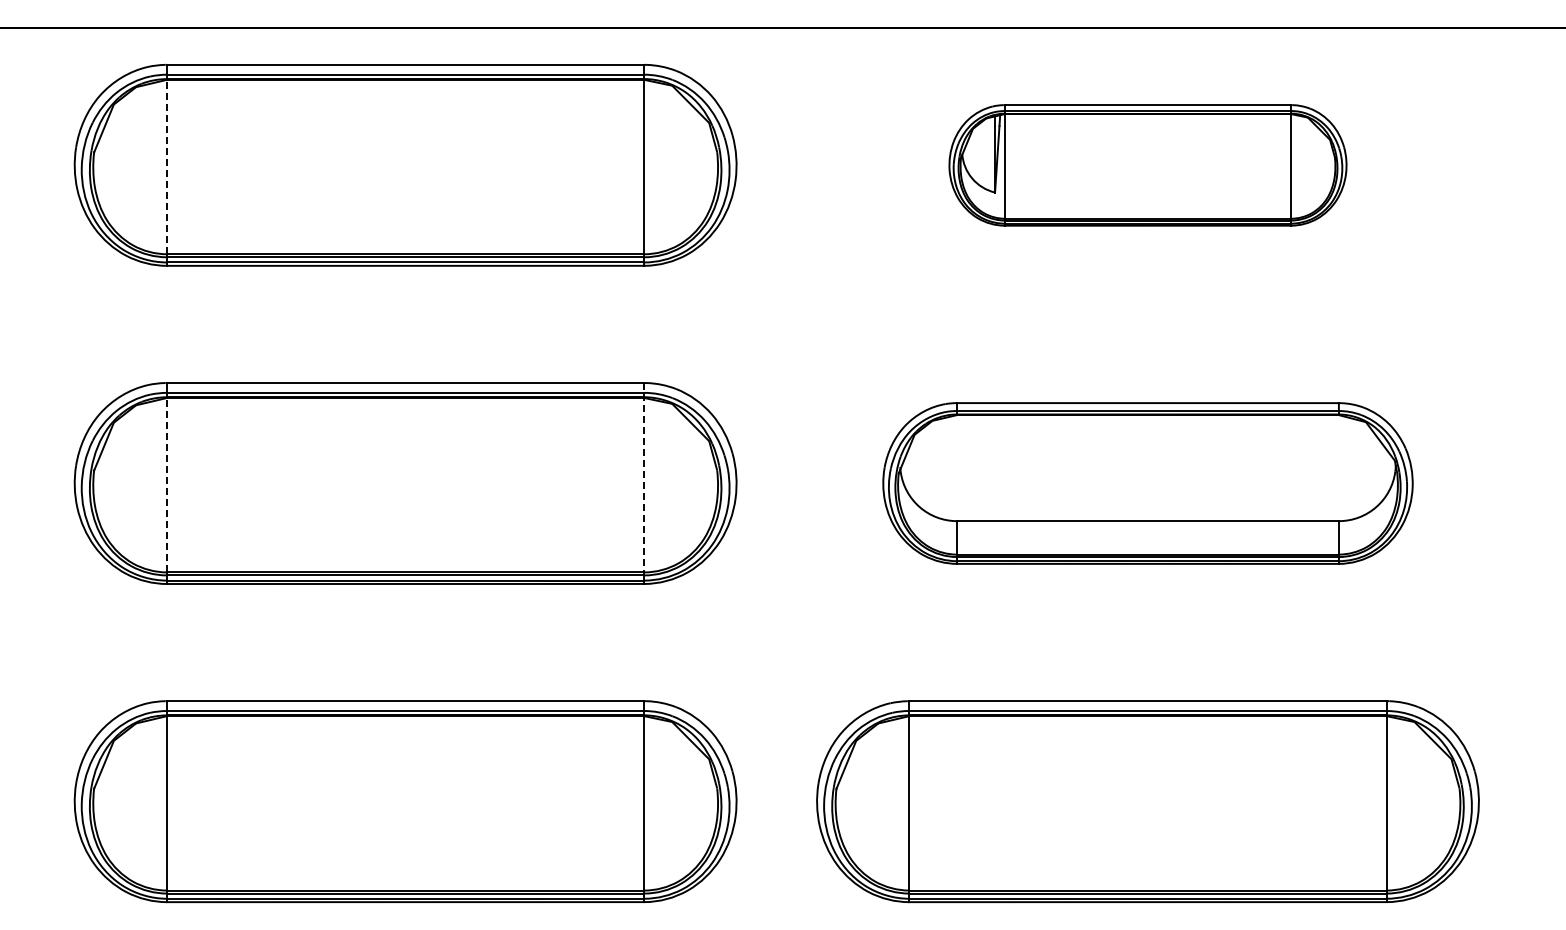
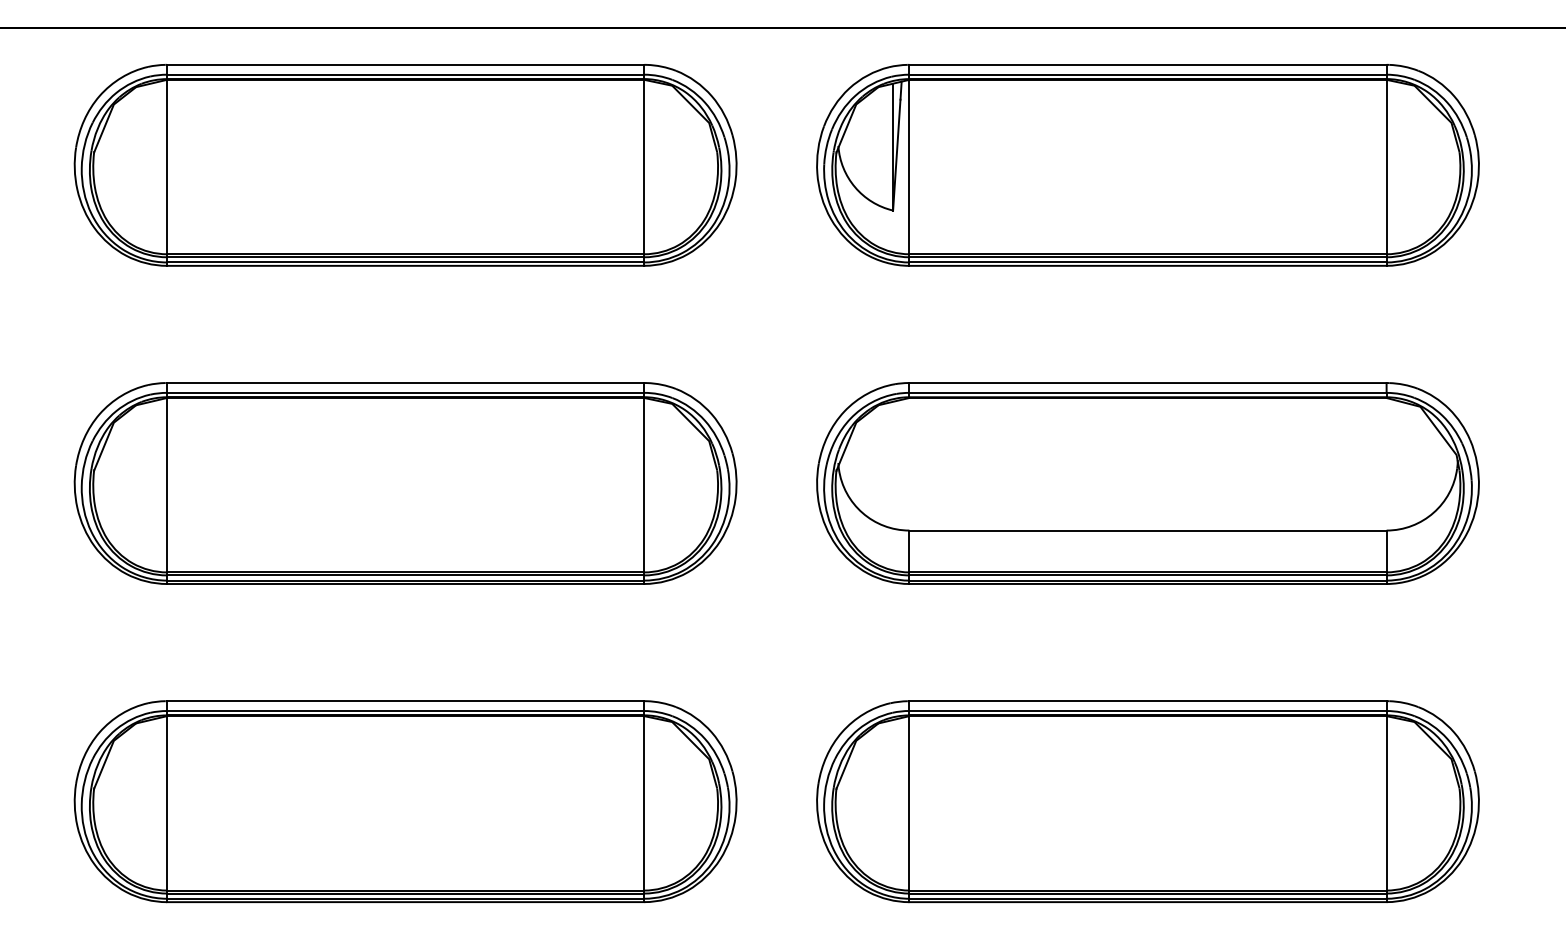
part size: 400x123 px -> 664x203 px (1147, 165)
line: dashed -> solid (167, 166)
line: dashed -> solid (644, 479)
part size: 532x163 px -> 664x203 px (1147, 483)
line: dashed -> solid (167, 484)
